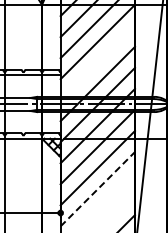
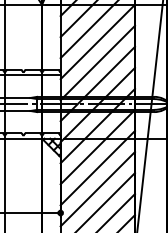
line: none -> present (97, 62)
line: dashed -> solid (97, 189)
line: none -> present (106, 201)
line: none -> present (117, 211)
